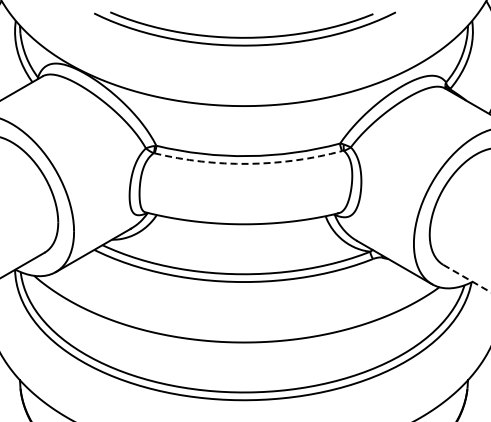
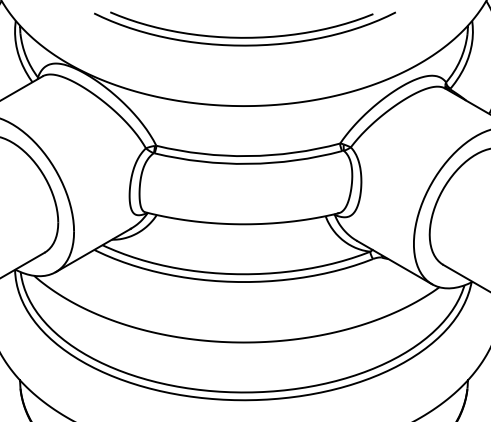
arc: dashed -> solid (248, 163)
line: dashed -> solid (467, 278)
